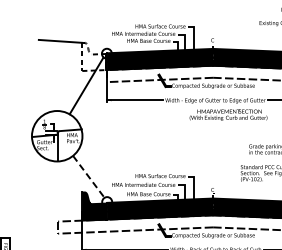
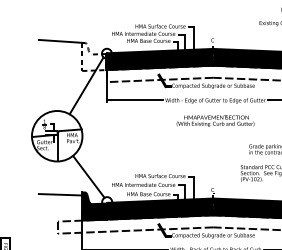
text position: (228, 114) -> (215, 120) (215, 120)
line: dashed -> solid (89, 177)
line: none -> present (60, 194)
